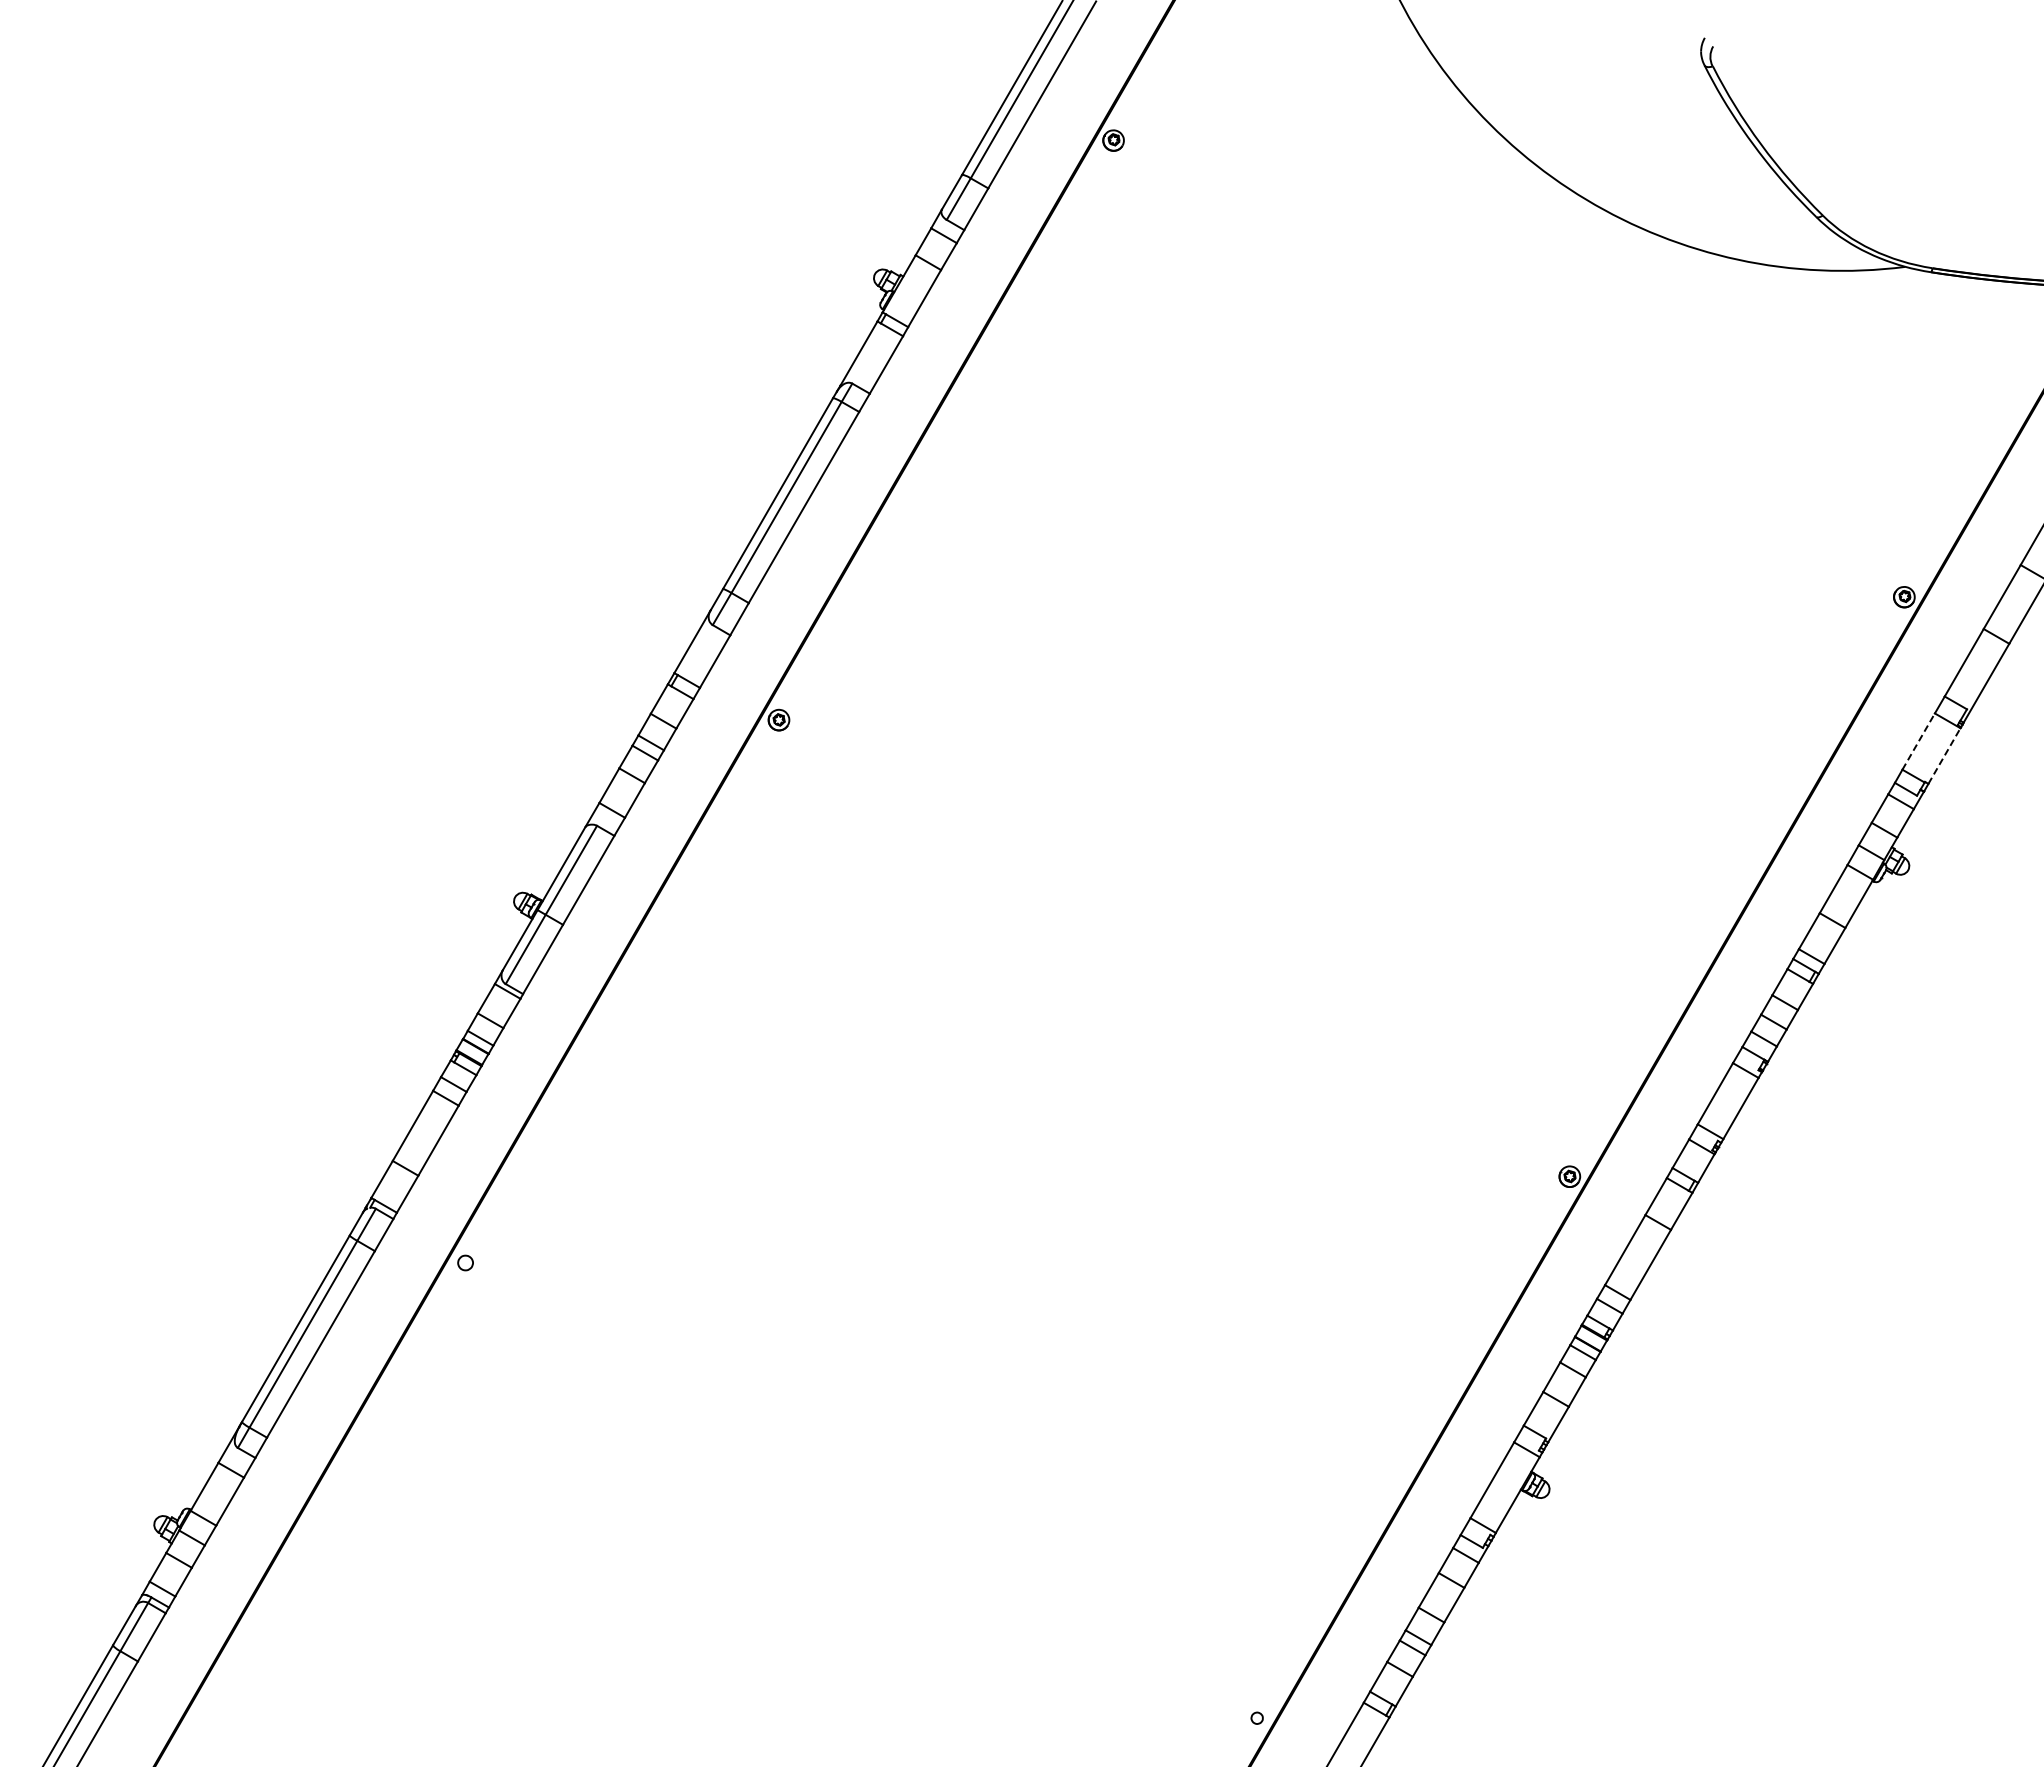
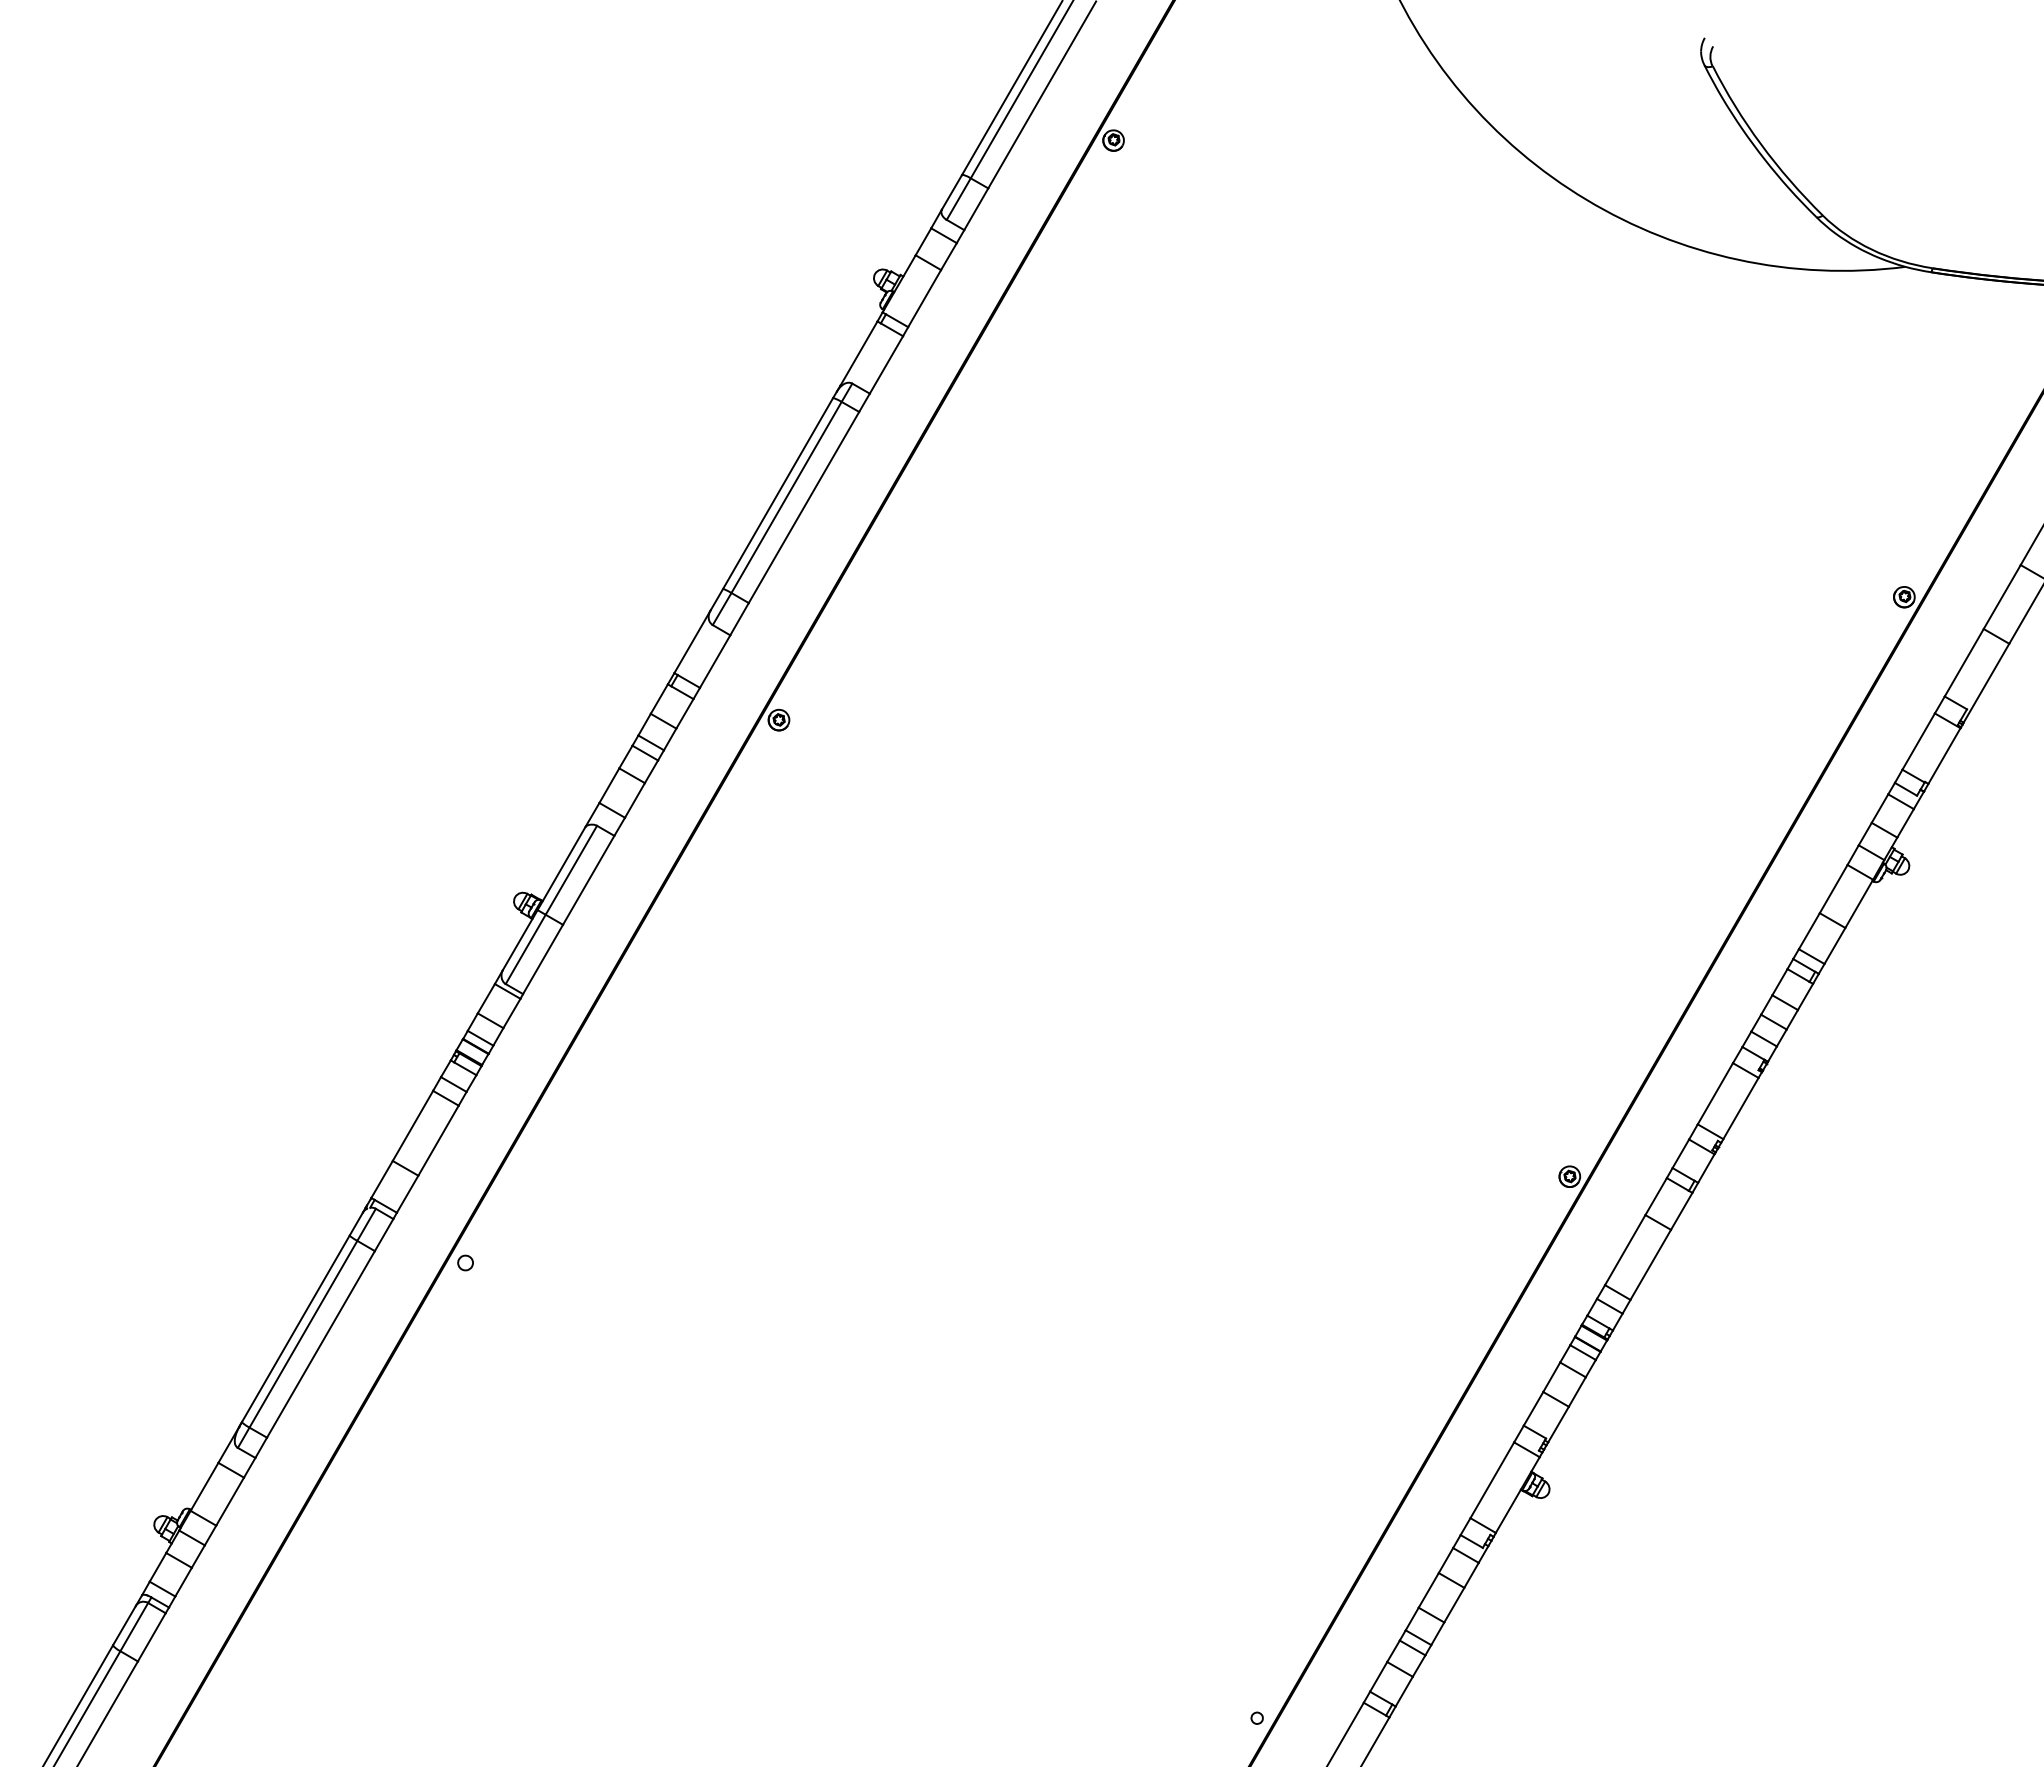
line: dashed -> solid (1918, 741)
line: dashed -> solid (1944, 755)
